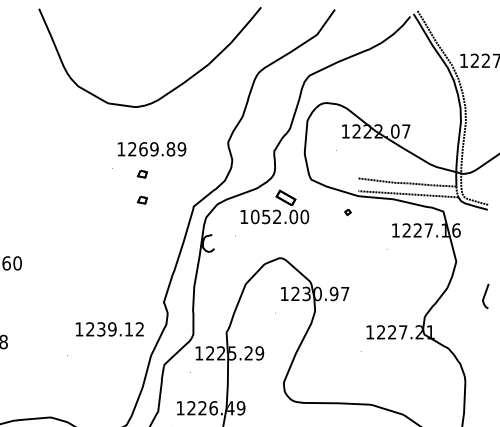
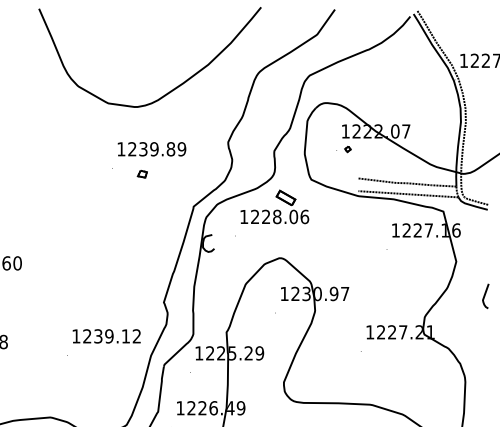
text: 1269.89 -> 1239.89 (143, 149)
part: present -> none (141, 200)
part position: (347, 212) -> (347, 149) (347, 149)
text: 1052.00 -> 1228.06 (280, 216)
text position: (109, 329) -> (106, 336) (106, 336)
